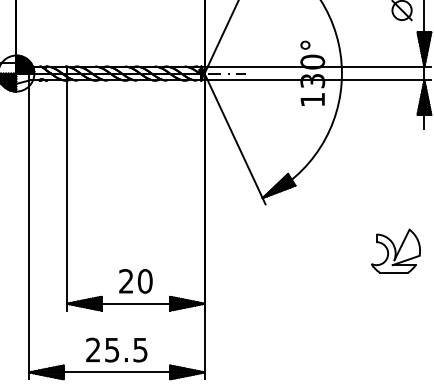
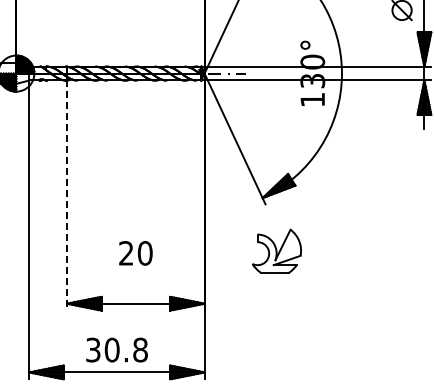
line: solid -> dashed (67, 196)
part position: (395, 250) -> (276, 250) (276, 250)
text position: (135, 281) -> (135, 253) (135, 253)
text: 25.5 -> 30.8 (116, 349)
